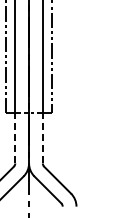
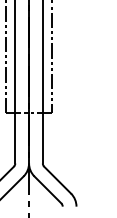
line: dashed -> solid (15, 137)
line: dashed -> solid (42, 137)
